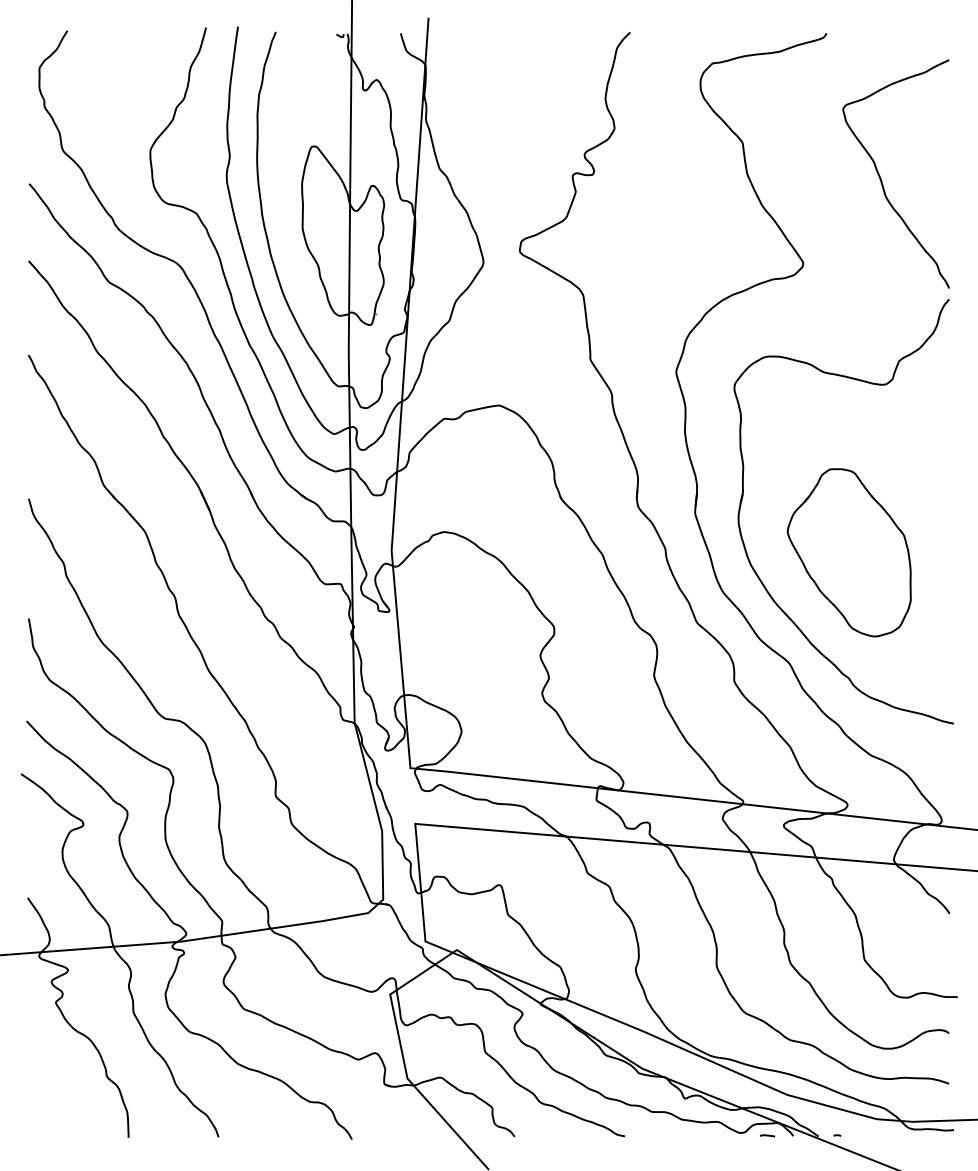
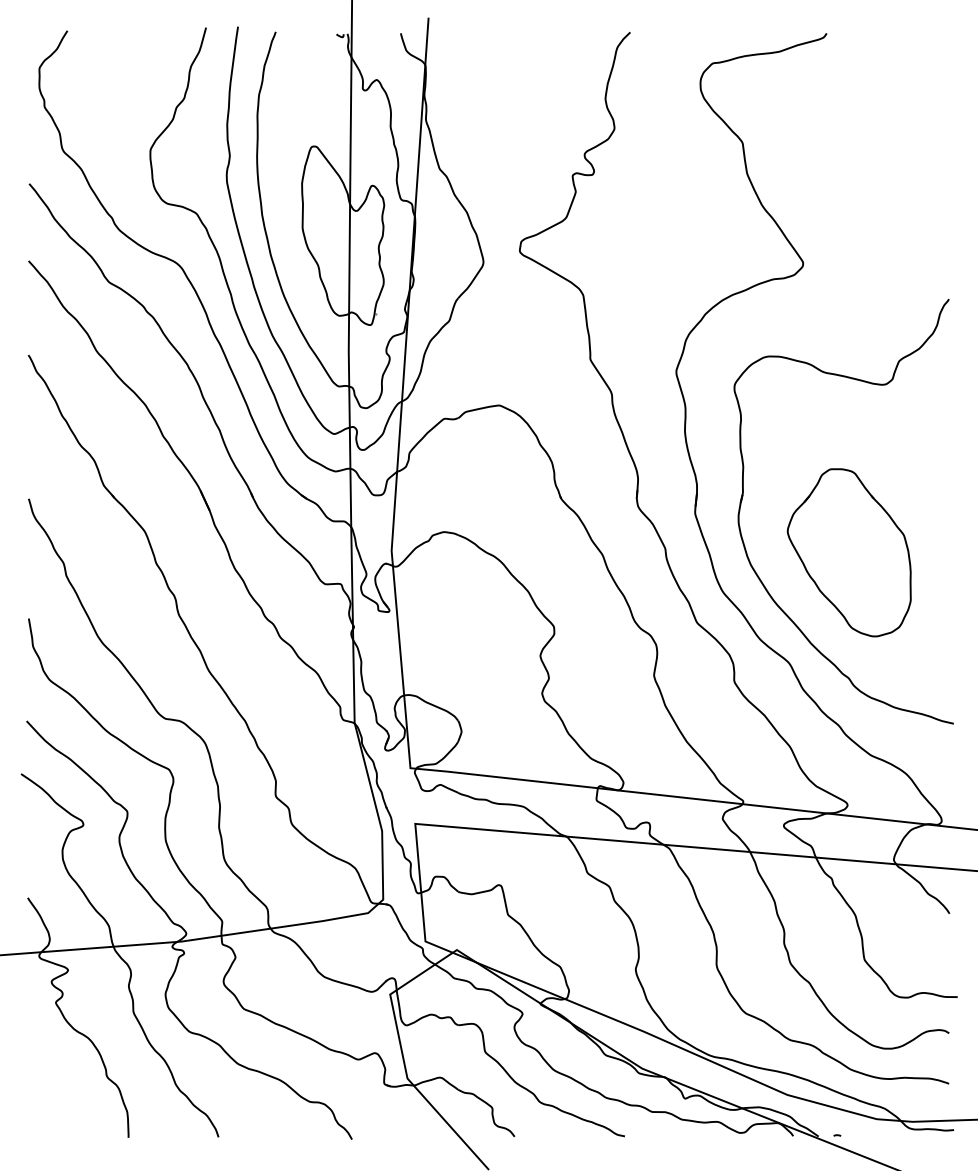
curve: present -> none (881, 178)
line: present -> none (767, 1135)
